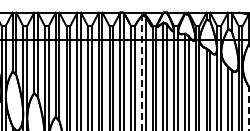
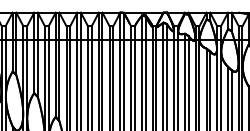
line: dashed -> solid (141, 72)
line: dashed -> solid (248, 108)
